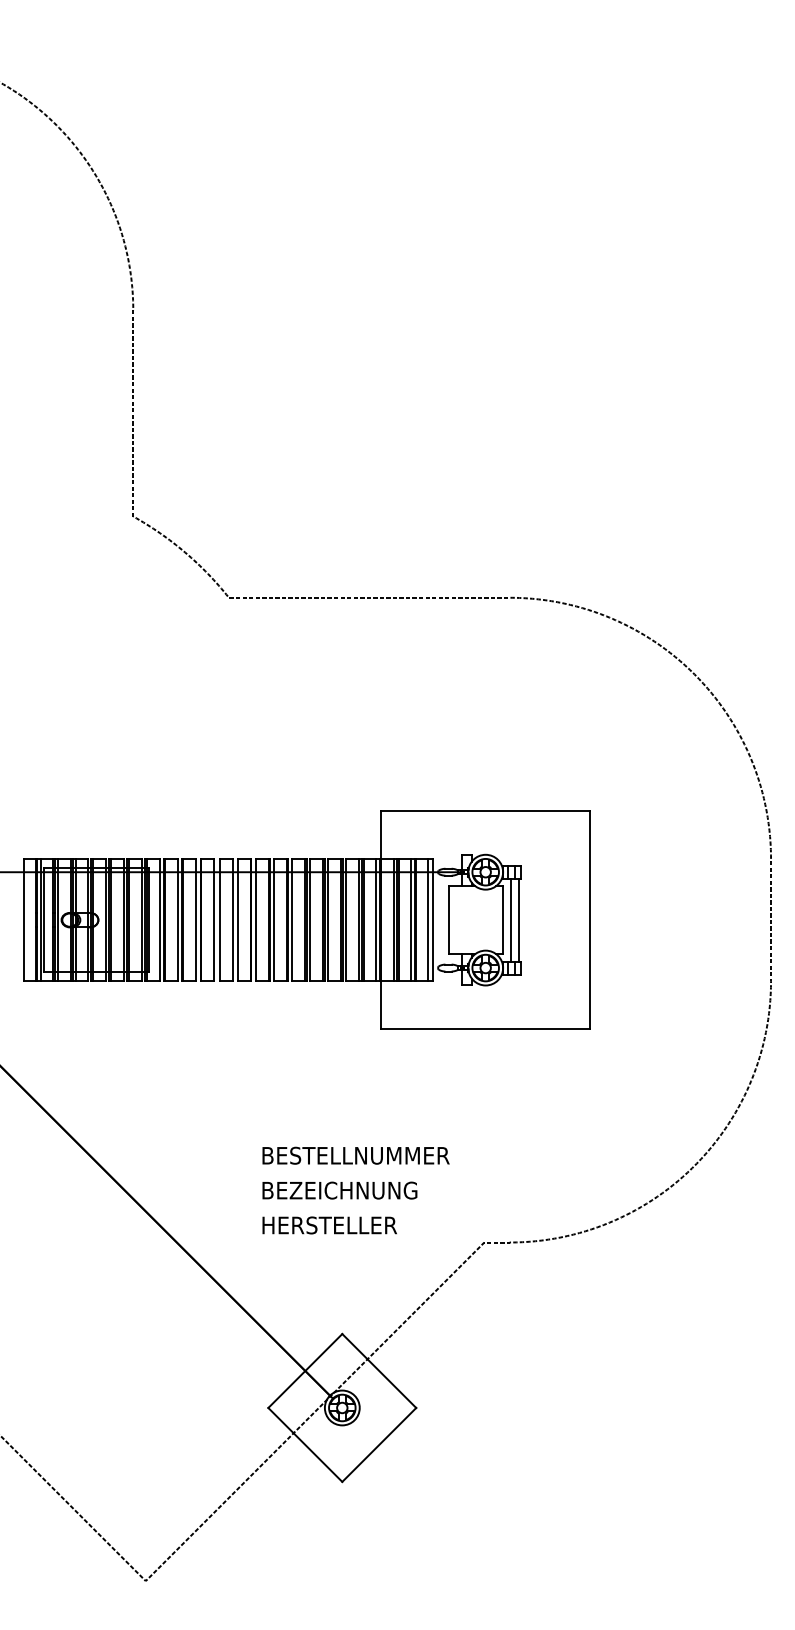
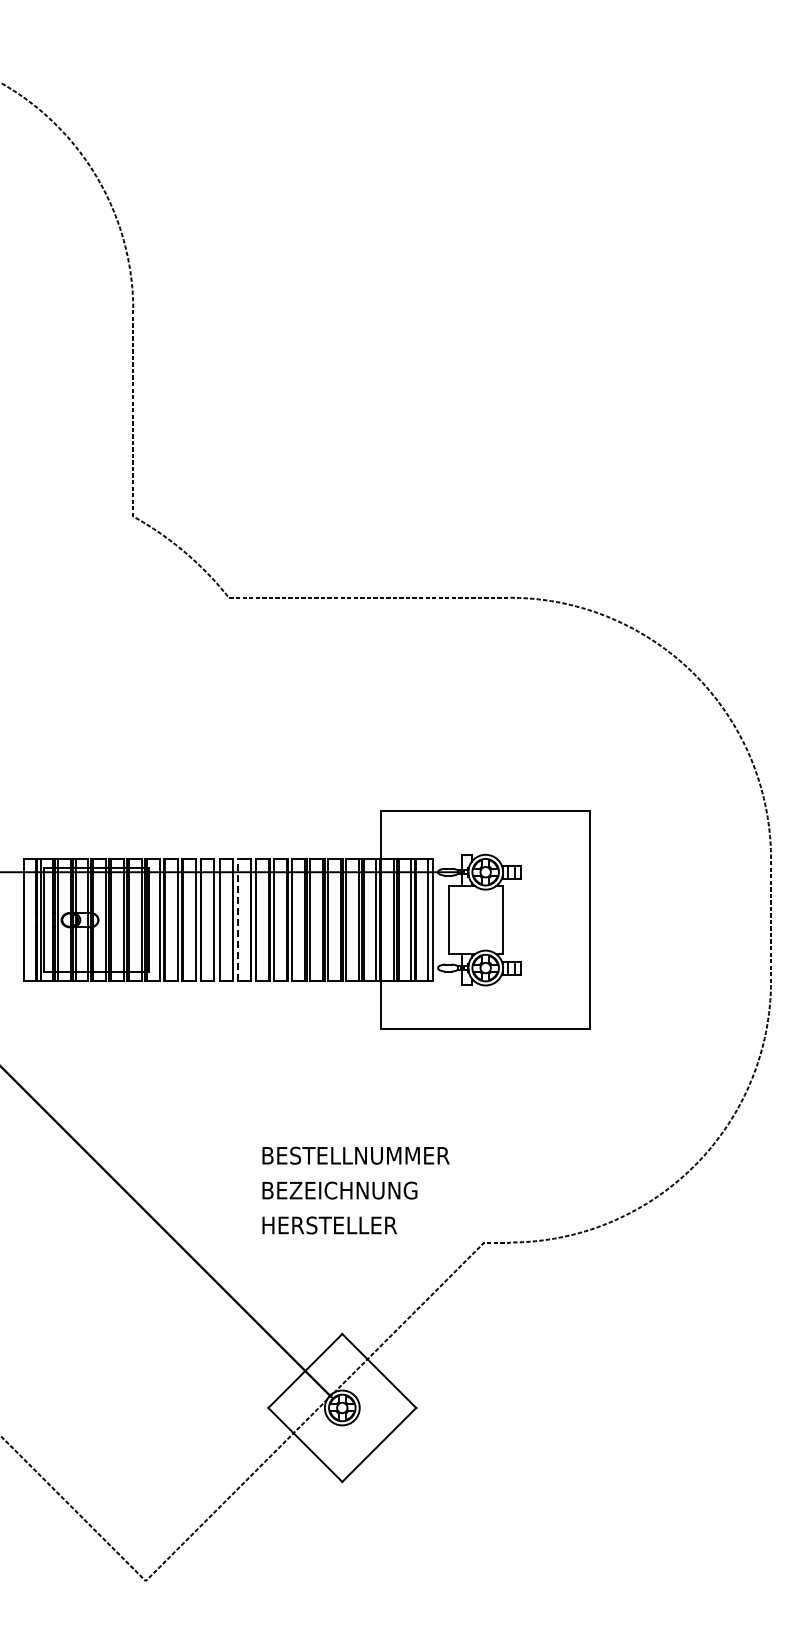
line: present -> none (511, 919)
line: present -> none (518, 919)
line: solid -> dashed (237, 920)
